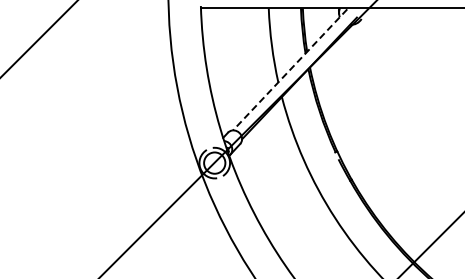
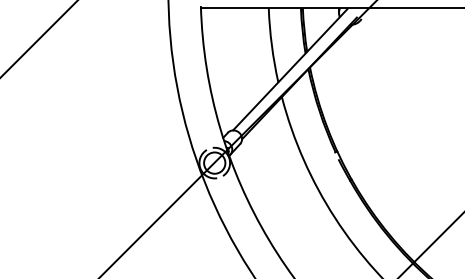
line: dashed -> solid (289, 70)
